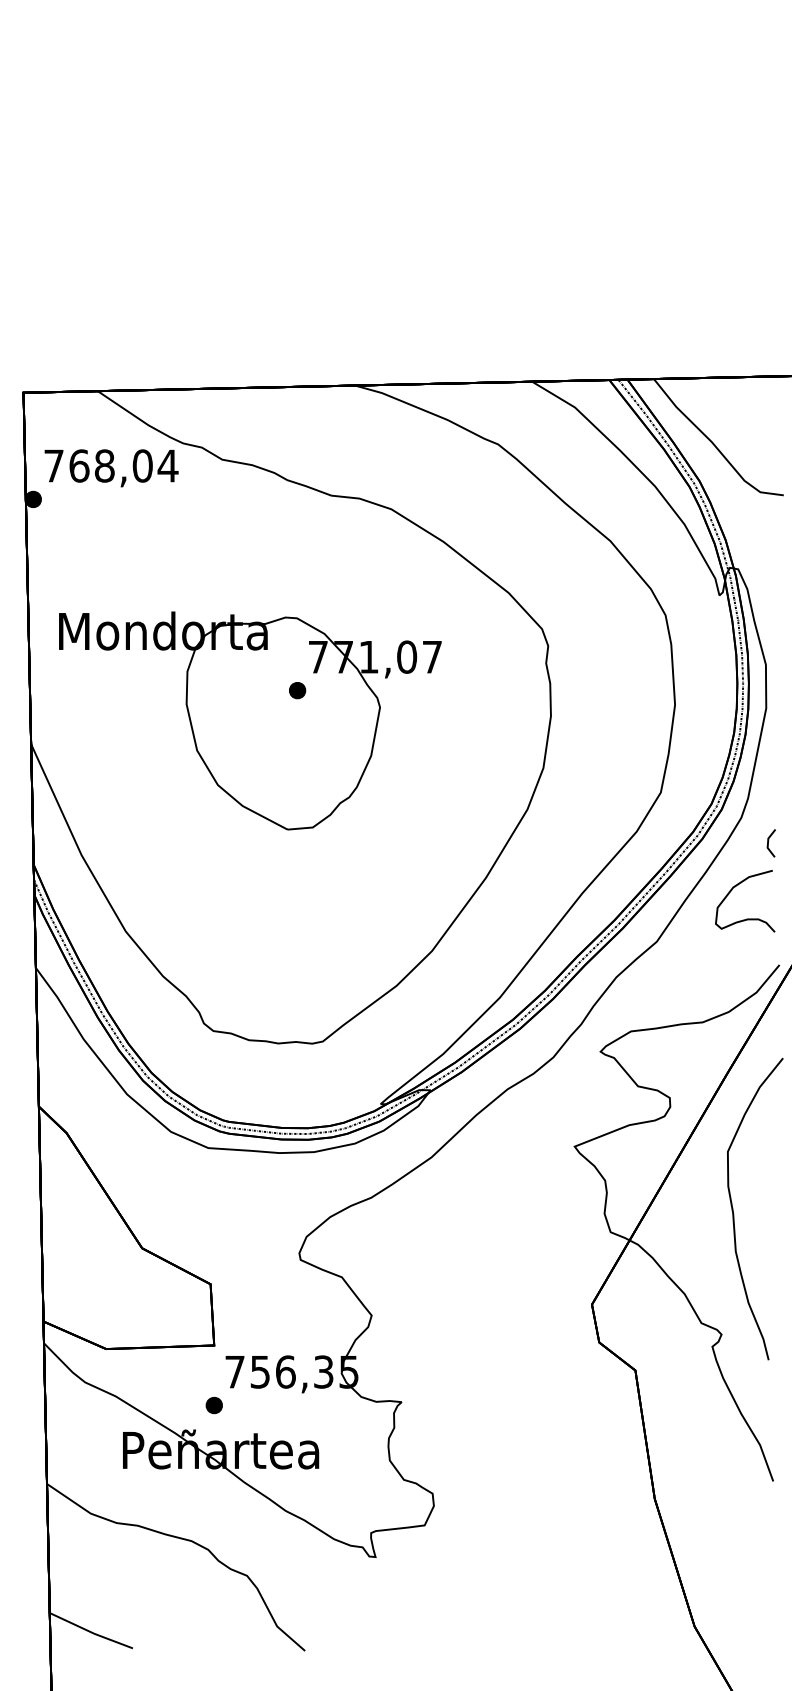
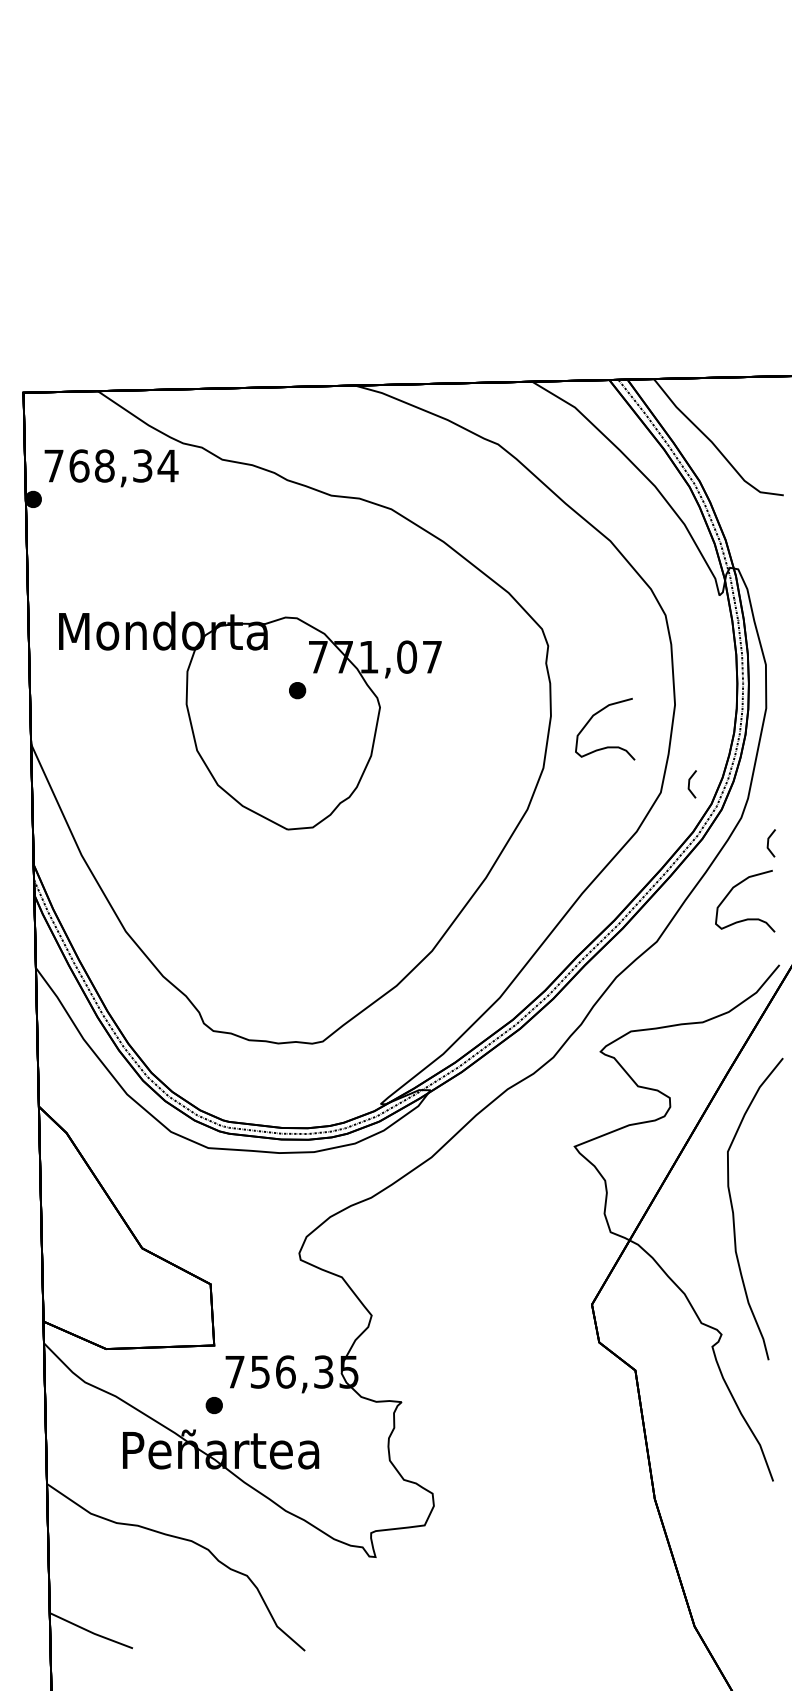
text: 768,04 -> 768,34 (142, 465)
curve: none -> present (595, 715)
line: none -> present (689, 784)
